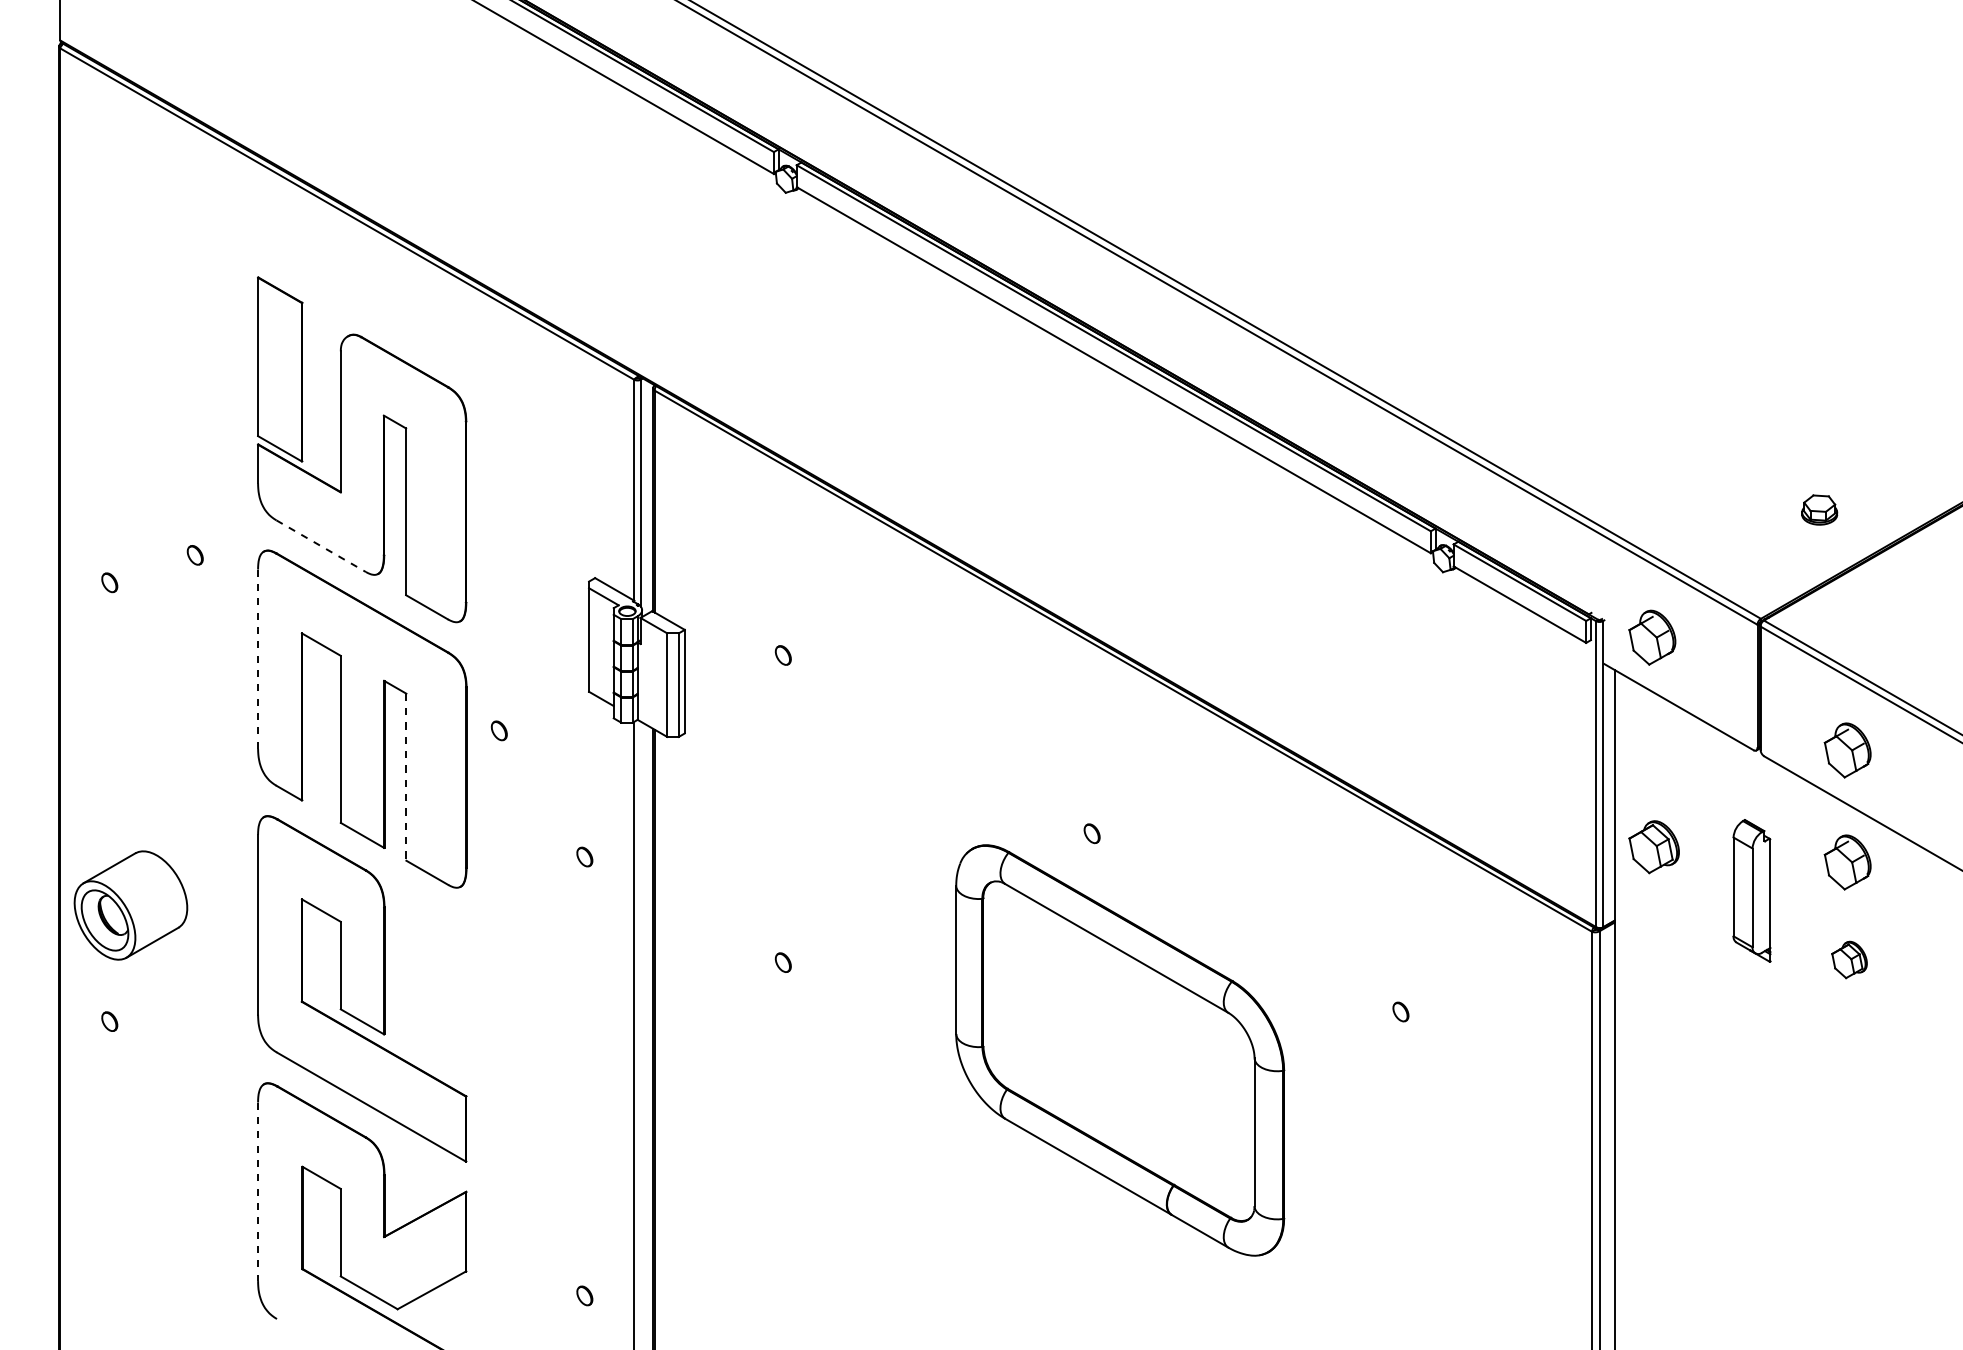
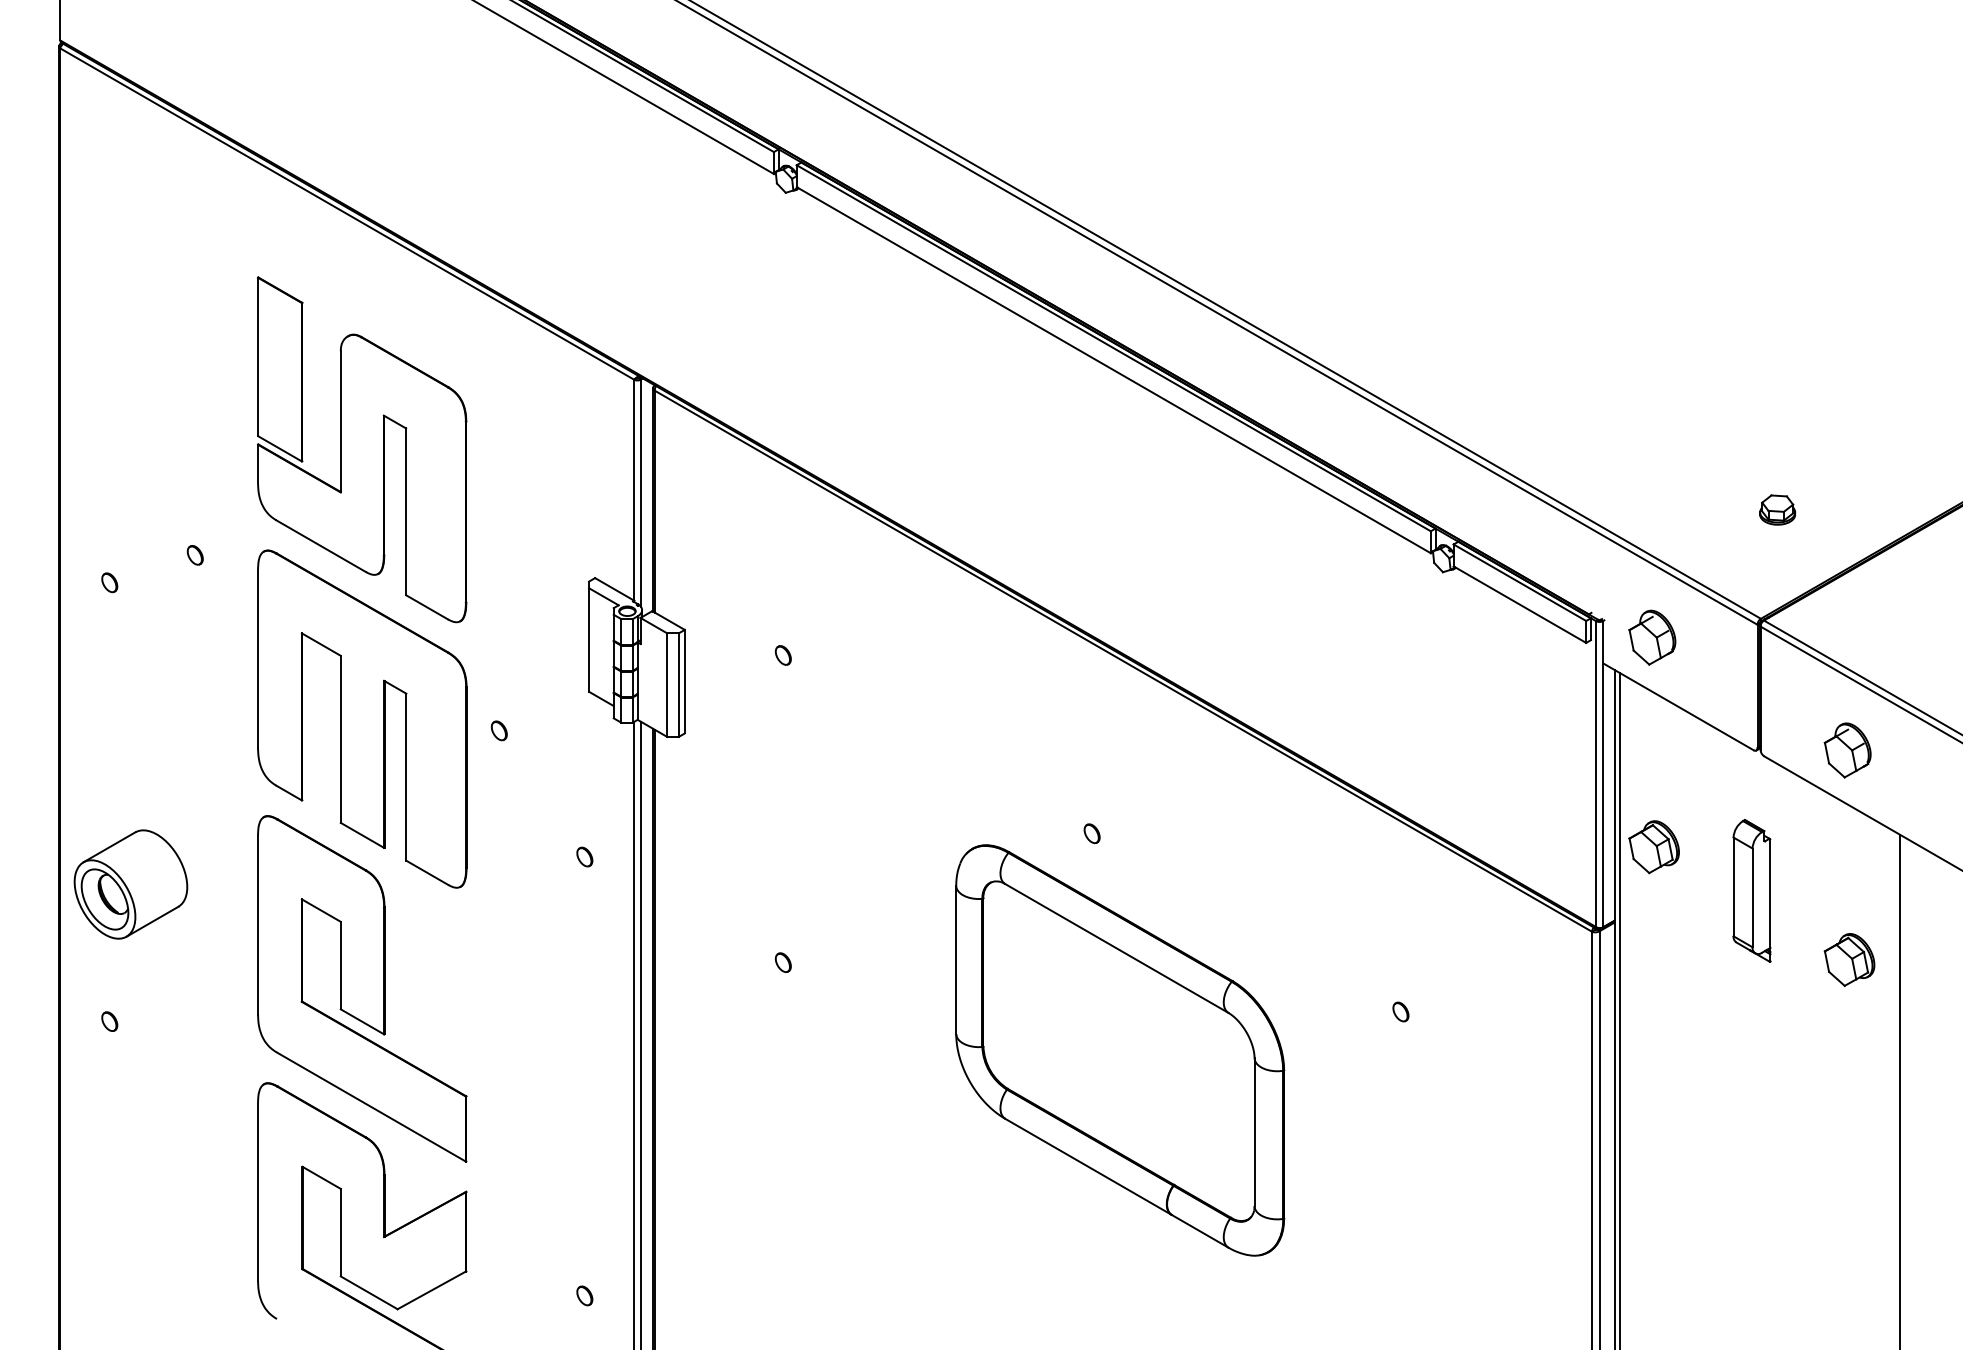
part position: (1819, 509) -> (1777, 509) (1777, 509)
line: dashed -> solid (321, 546)
line: dashed -> solid (258, 659)
line: dashed -> solid (406, 777)
part: present -> none (1847, 862)
part position: (130, 905) -> (130, 884) (130, 884)
part size: 37x40 px -> 53x54 px (1849, 959)
line: none -> present (1619, 1009)
line: none -> present (641, 1033)
line: none -> present (1900, 1090)
line: dashed -> solid (258, 1192)
